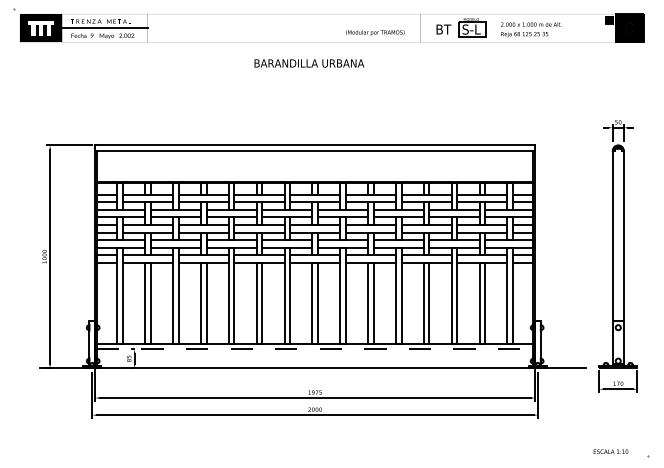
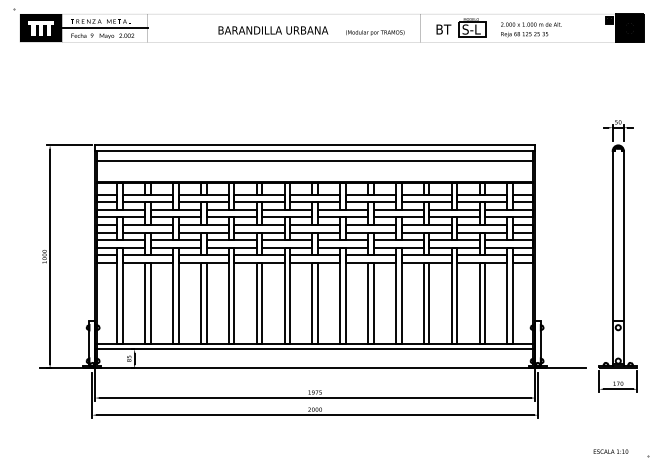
text position: (309, 63) -> (273, 30) (273, 30)
line: none -> present (314, 160)
line: dashed -> solid (315, 349)
